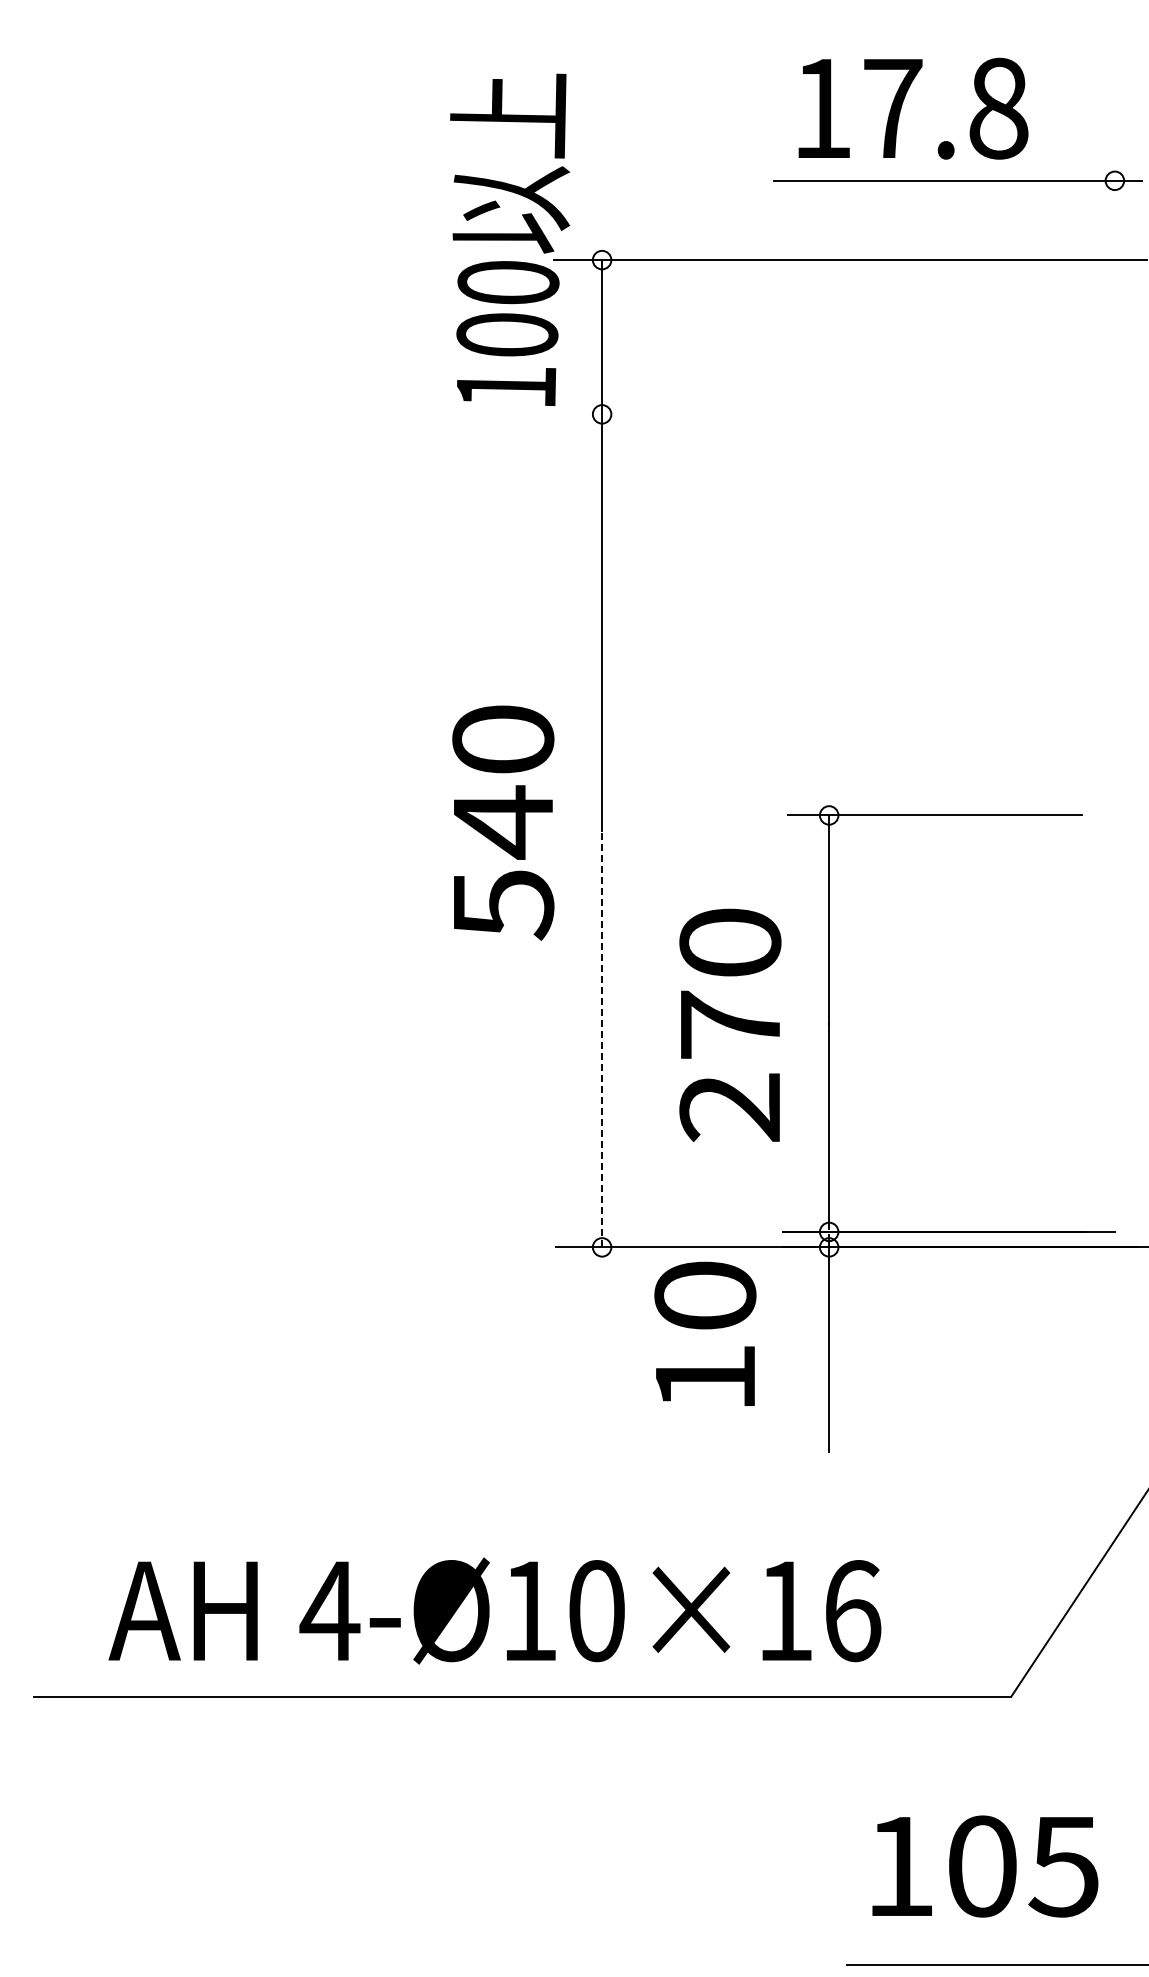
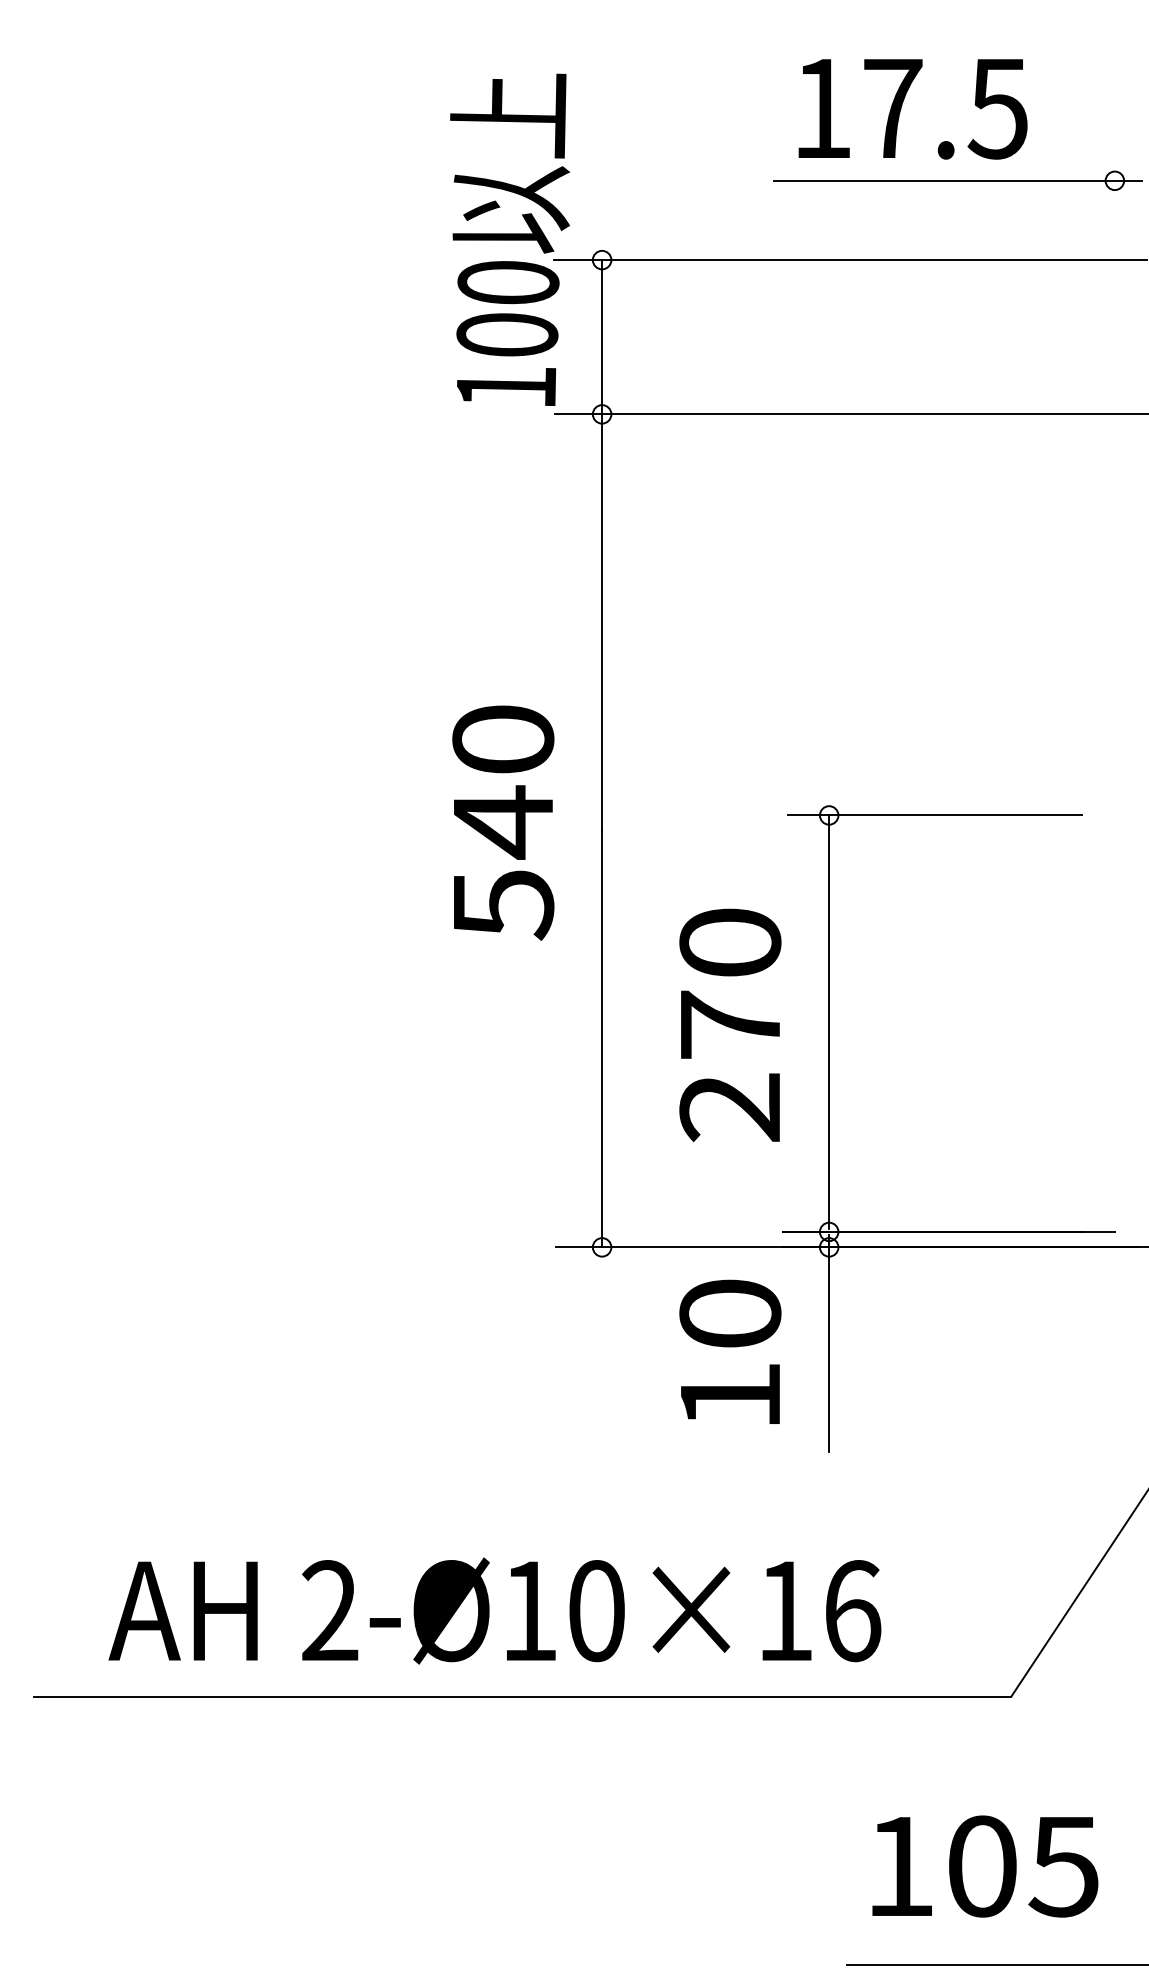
text: 17.8 -> 17.5 (997, 108)
line: none -> present (850, 414)
line: dashed -> solid (602, 1038)
text position: (705, 1333) -> (730, 1351) (730, 1351)
text: 4-Ø10×16 -> 2-Ø10×16 (329, 1610)
